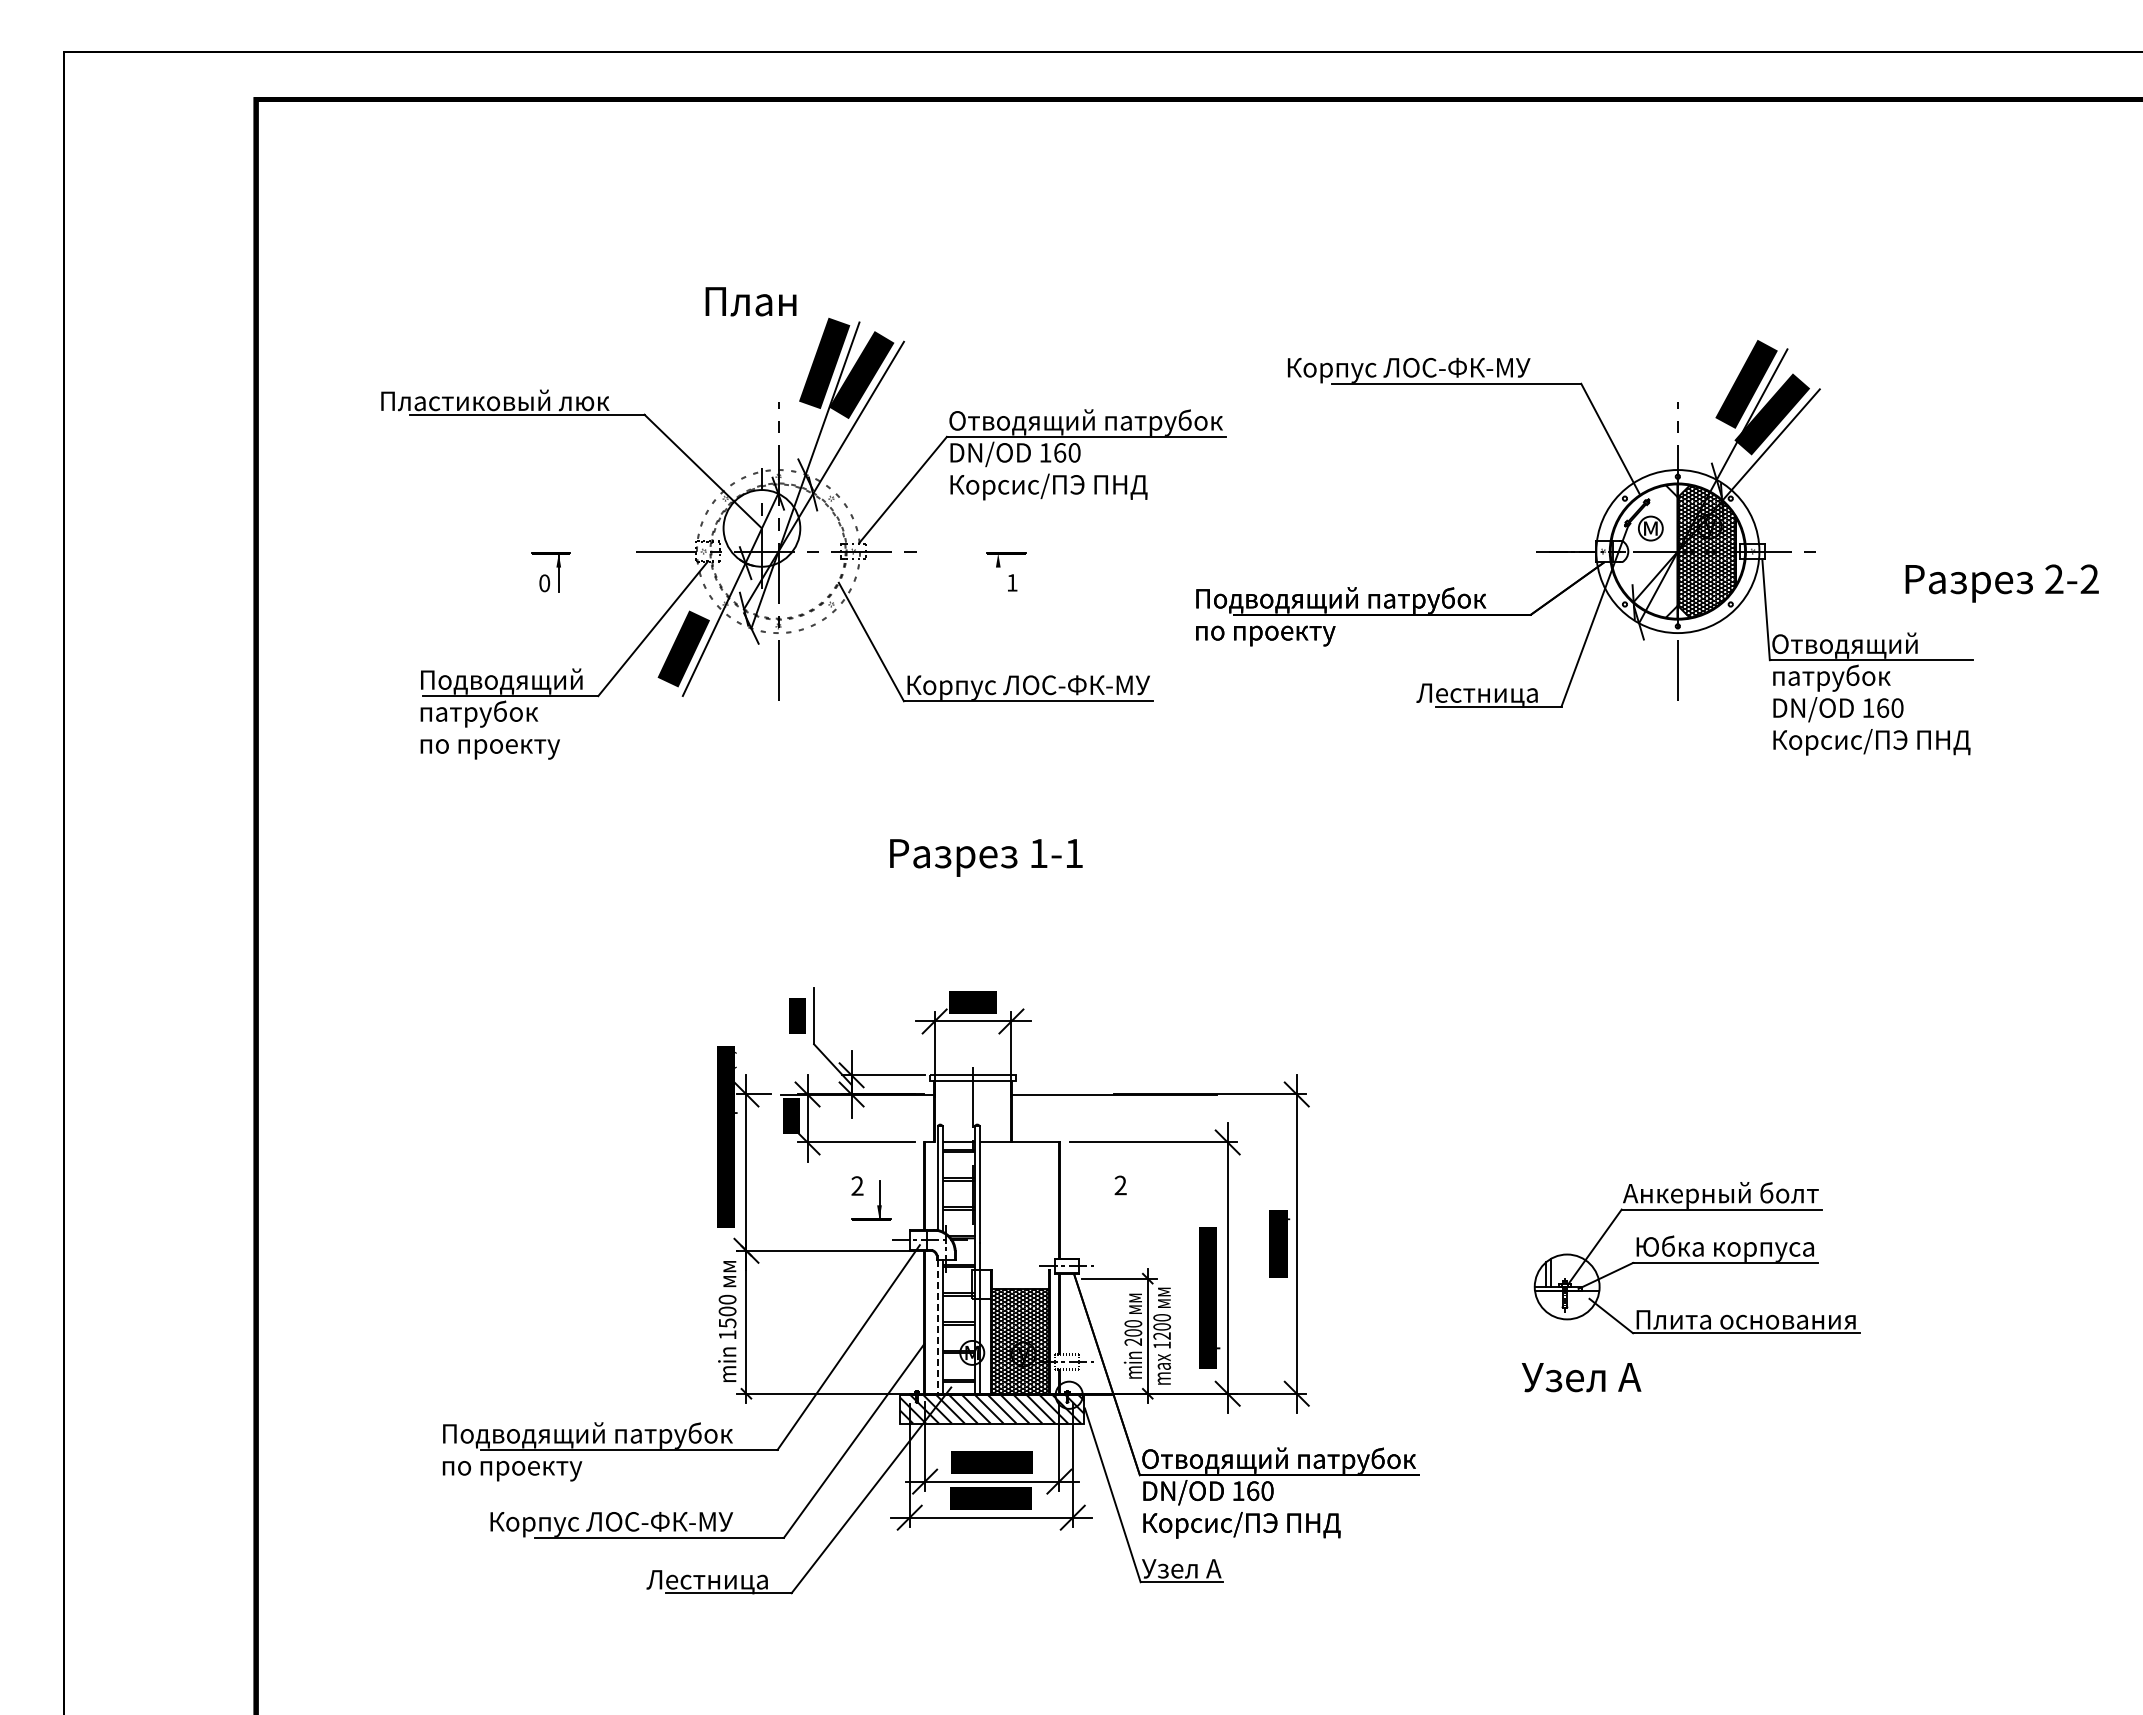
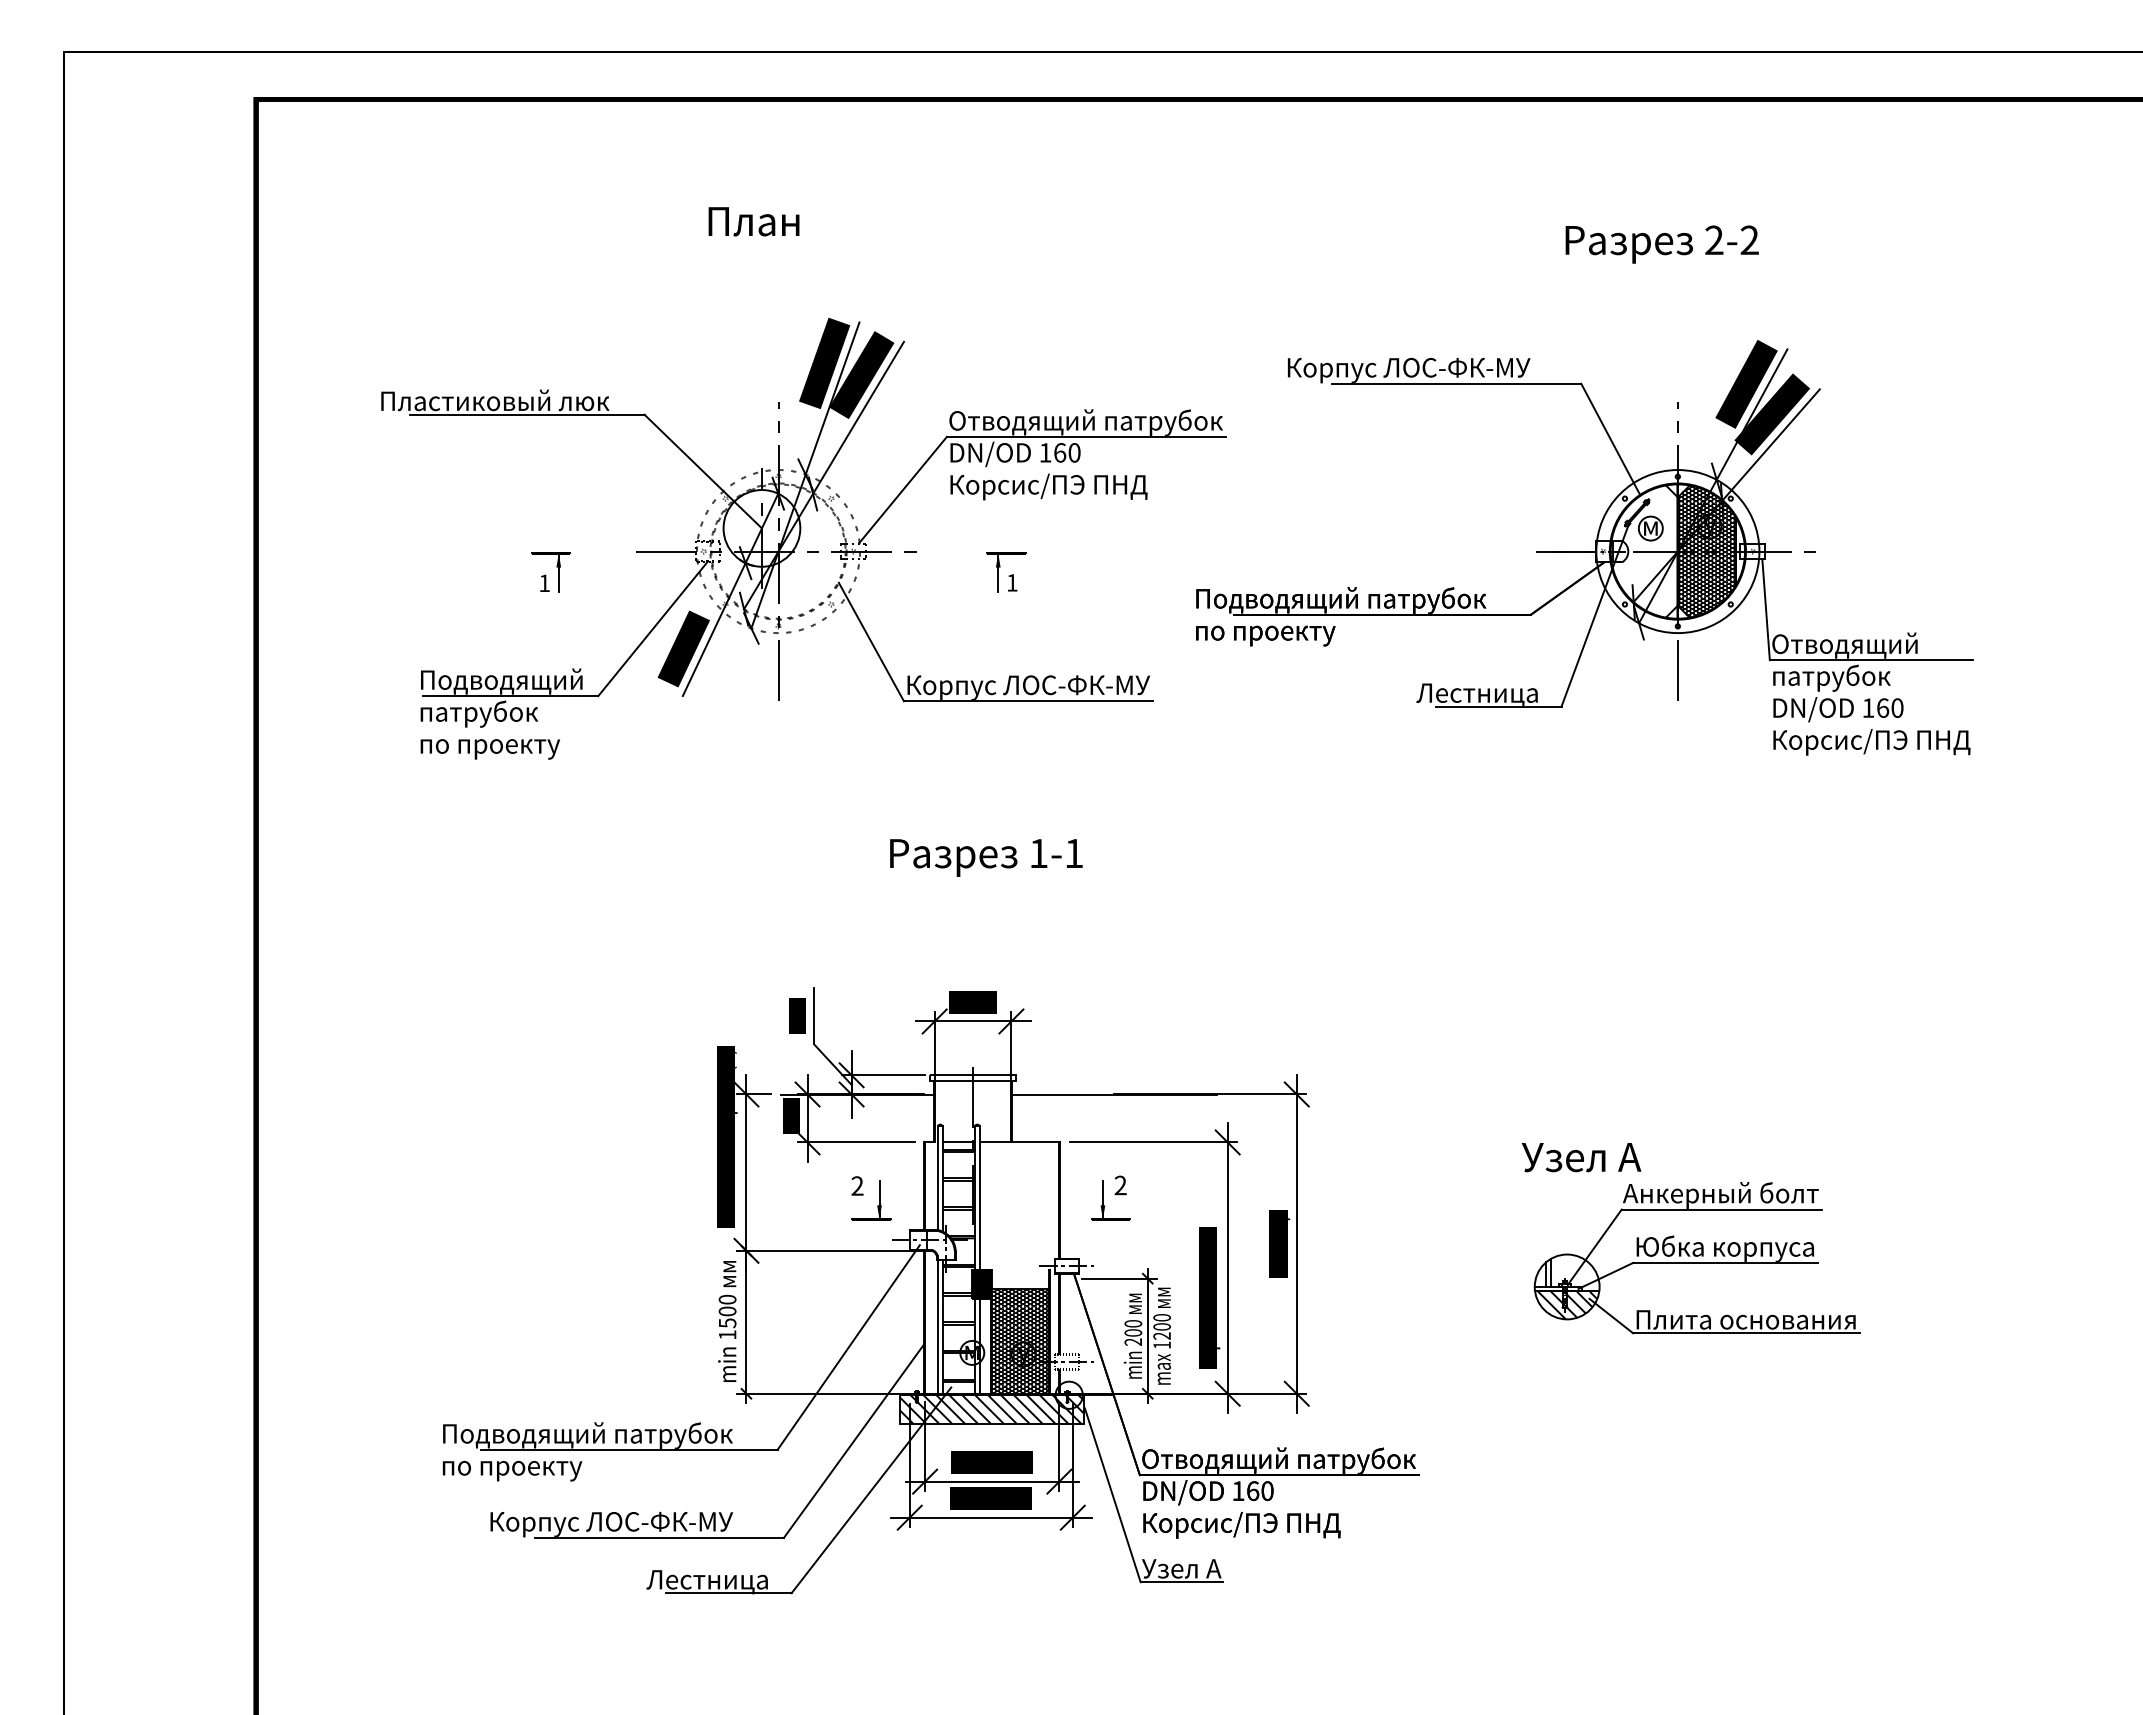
text position: (750, 301) -> (753, 221) (753, 221)
line: none -> present (998, 572)
text: 0 -> 1 (544, 583)
text position: (2001, 583) -> (1661, 244) (1661, 244)
part: none -> present (1103, 1200)
hatch: none -> present (981, 1284)
hatch: none -> present (1567, 1305)
line: dashed -> solid (937, 1327)
text position: (1581, 1377) -> (1581, 1157) (1581, 1157)
